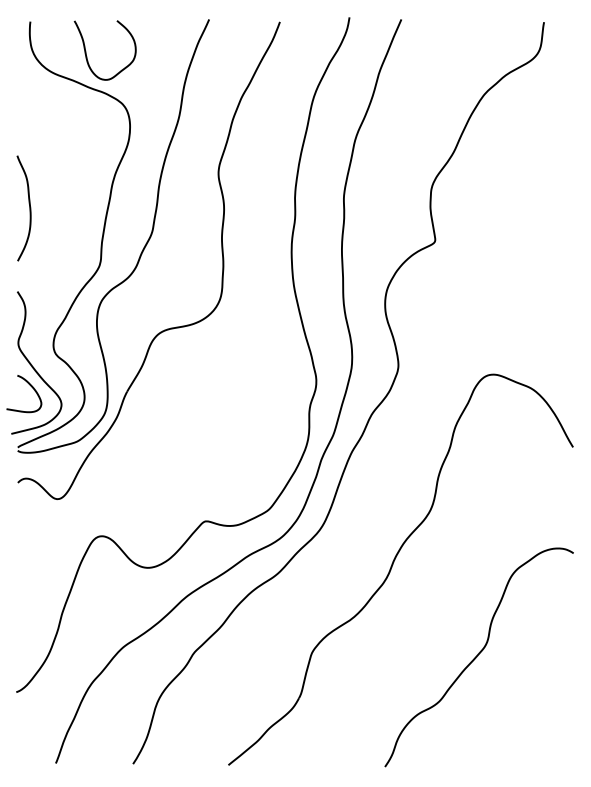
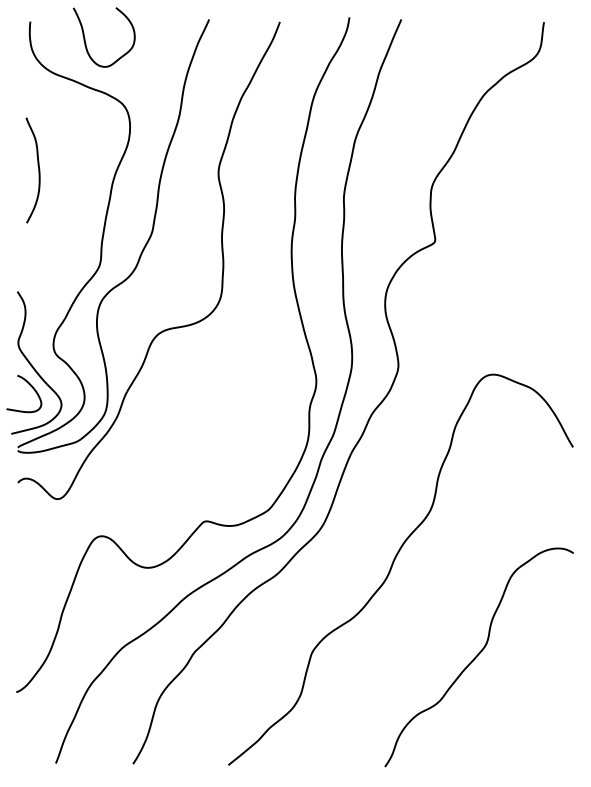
curve position: (86, 51) -> (85, 38) (85, 38)
curve position: (29, 208) -> (38, 170) (38, 170)
